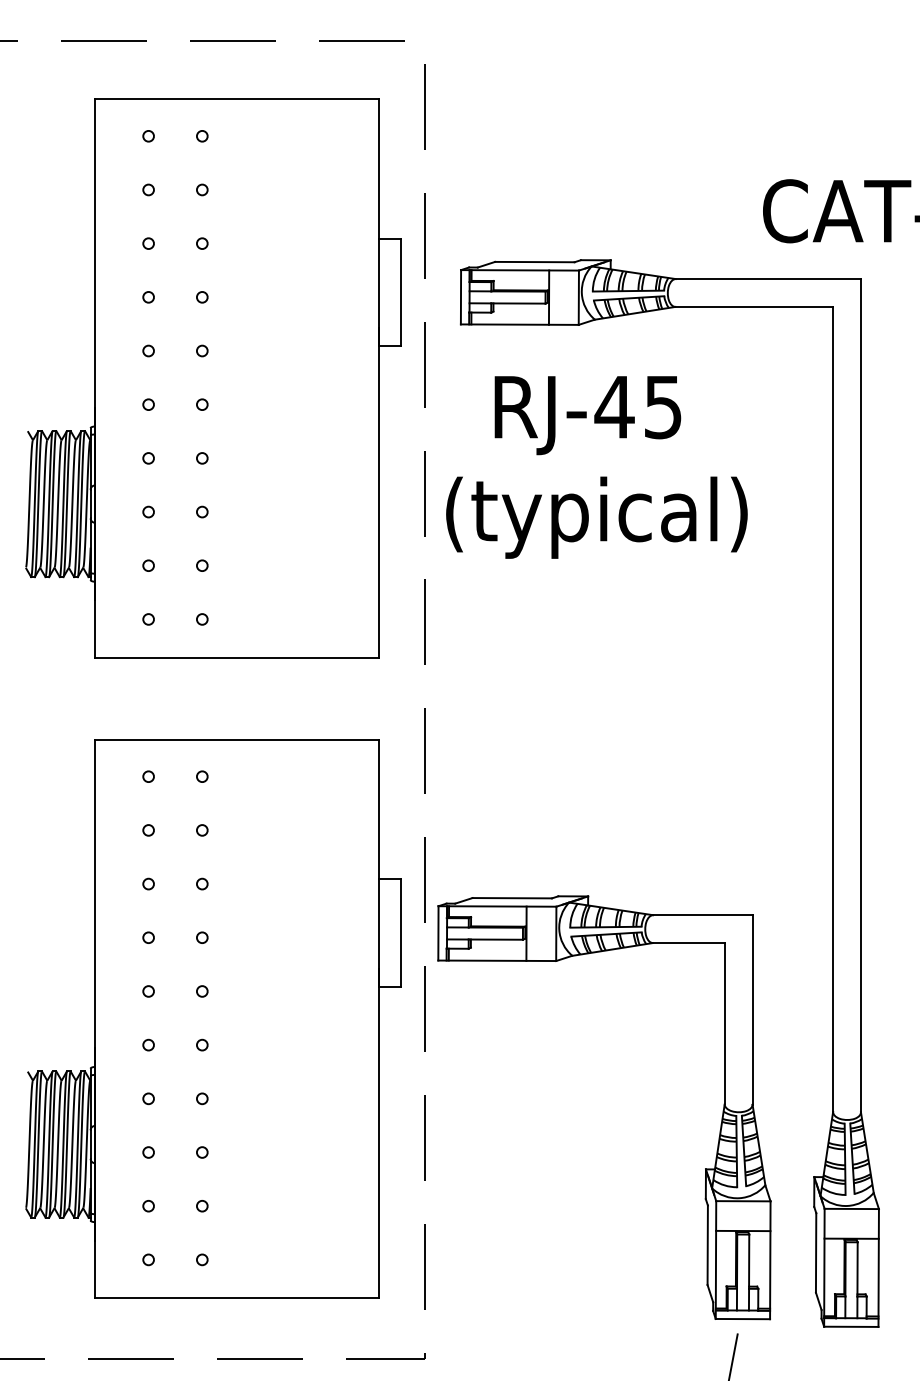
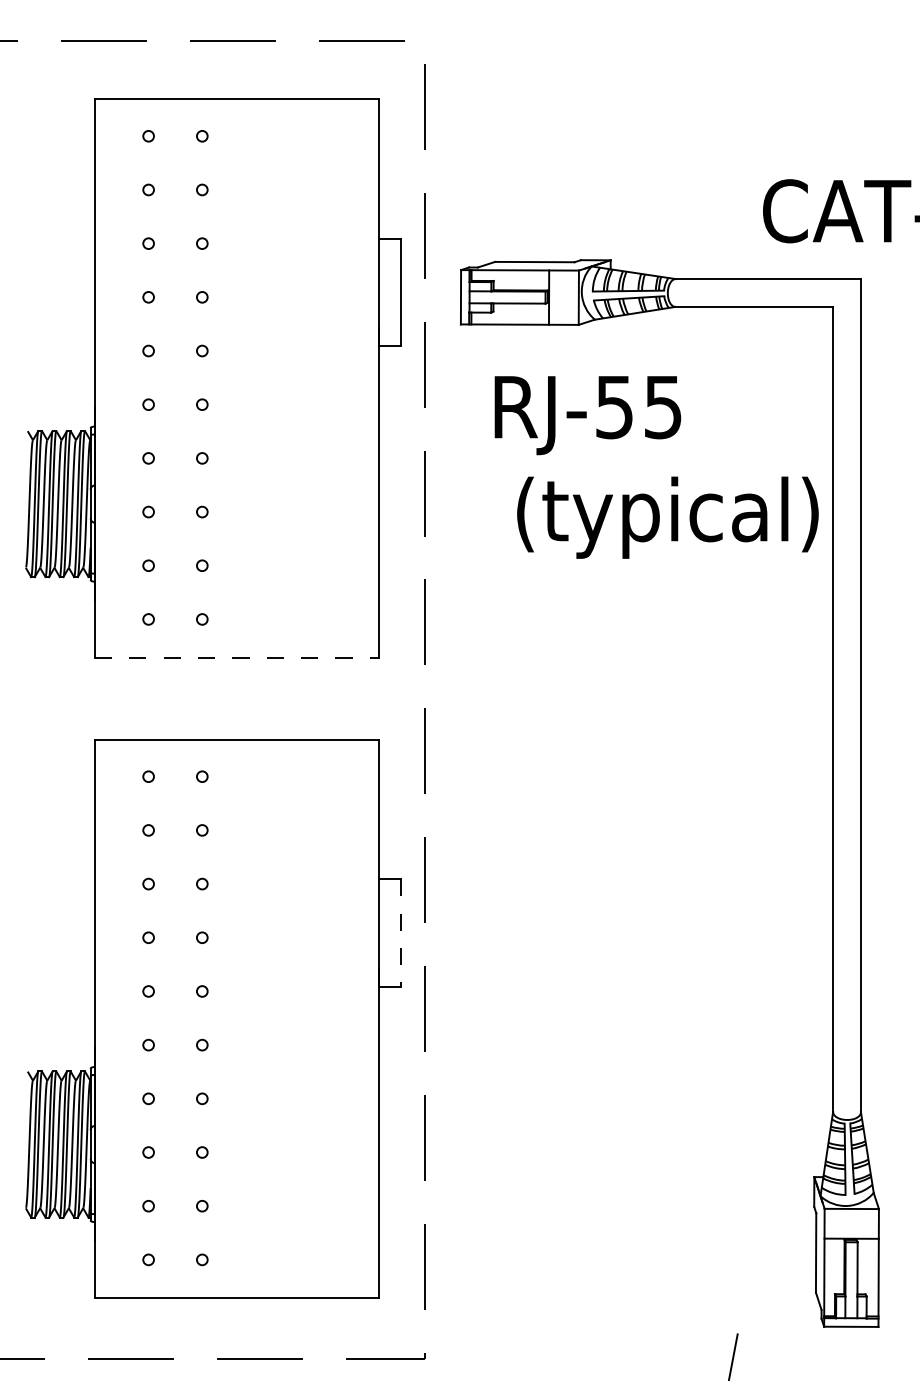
text: RJ-45 -> RJ-55 (614, 407)
text position: (596, 517) -> (667, 517) (667, 517)
line: solid -> dashed (237, 657)
line: solid -> dashed (400, 932)
part: present -> none (720, 1124)
